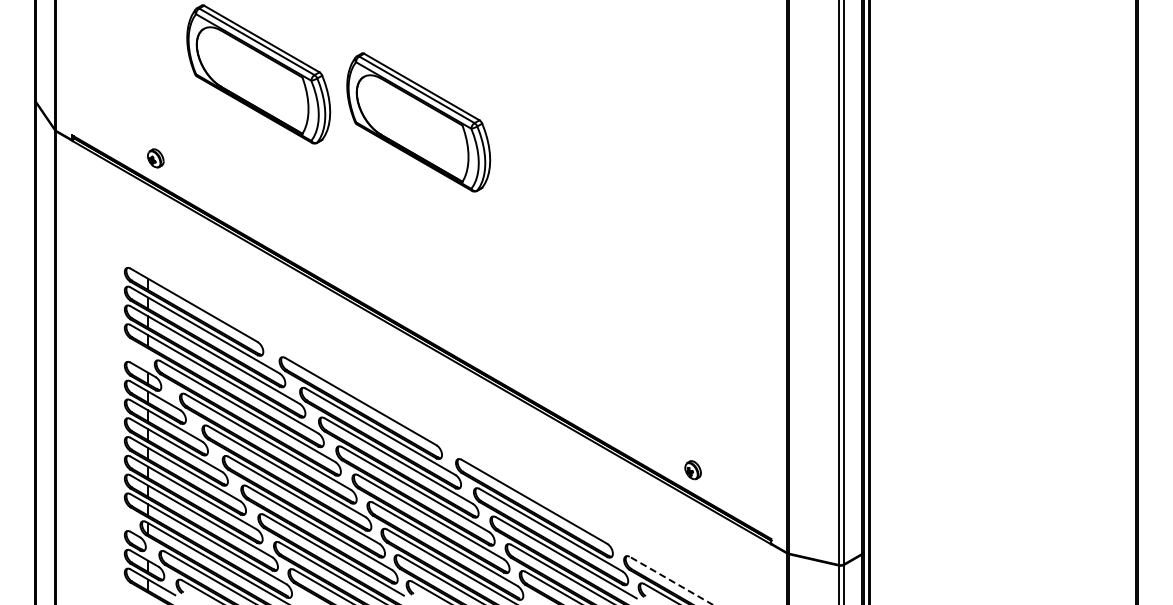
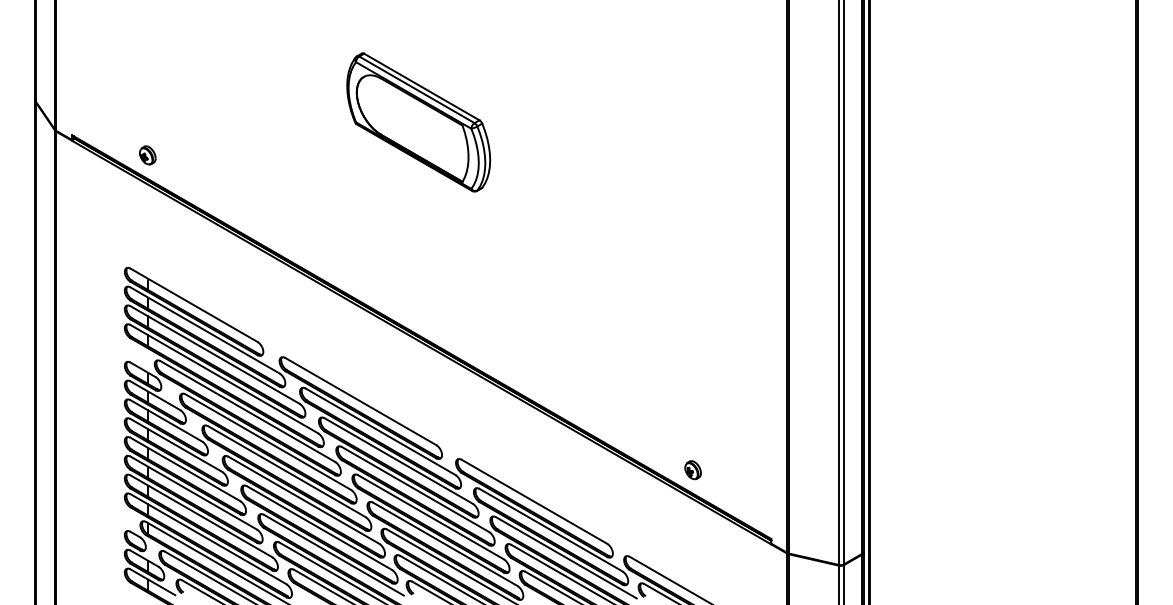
part: present -> none (258, 74)
part position: (155, 158) -> (147, 155) (147, 155)
line: dashed -> solid (671, 580)
